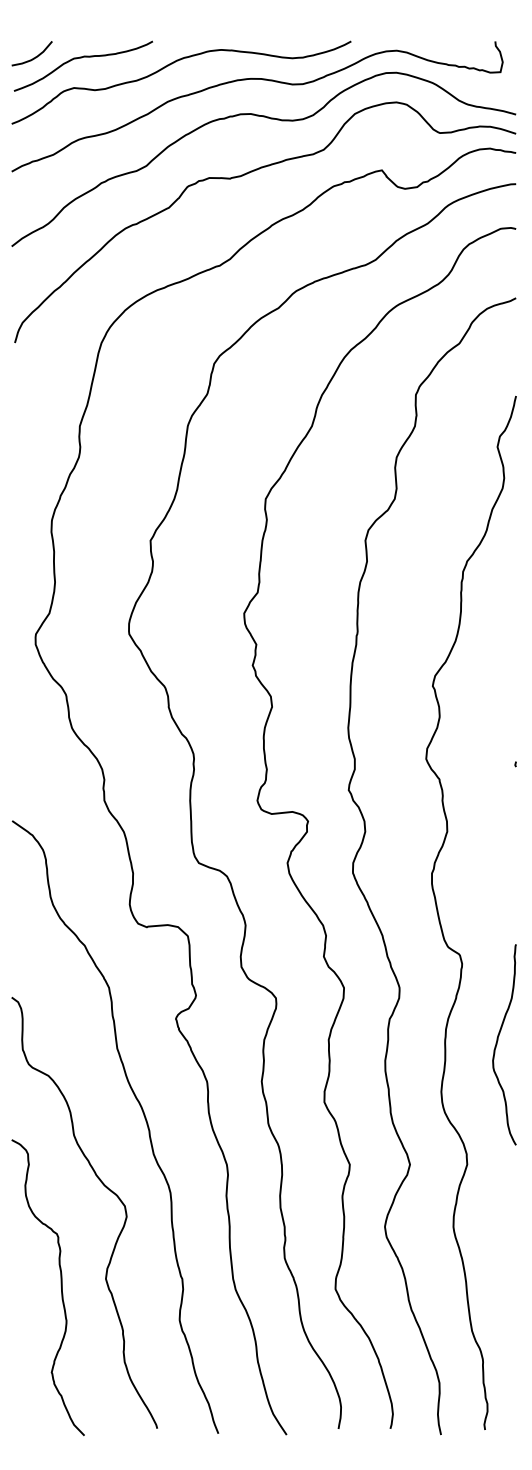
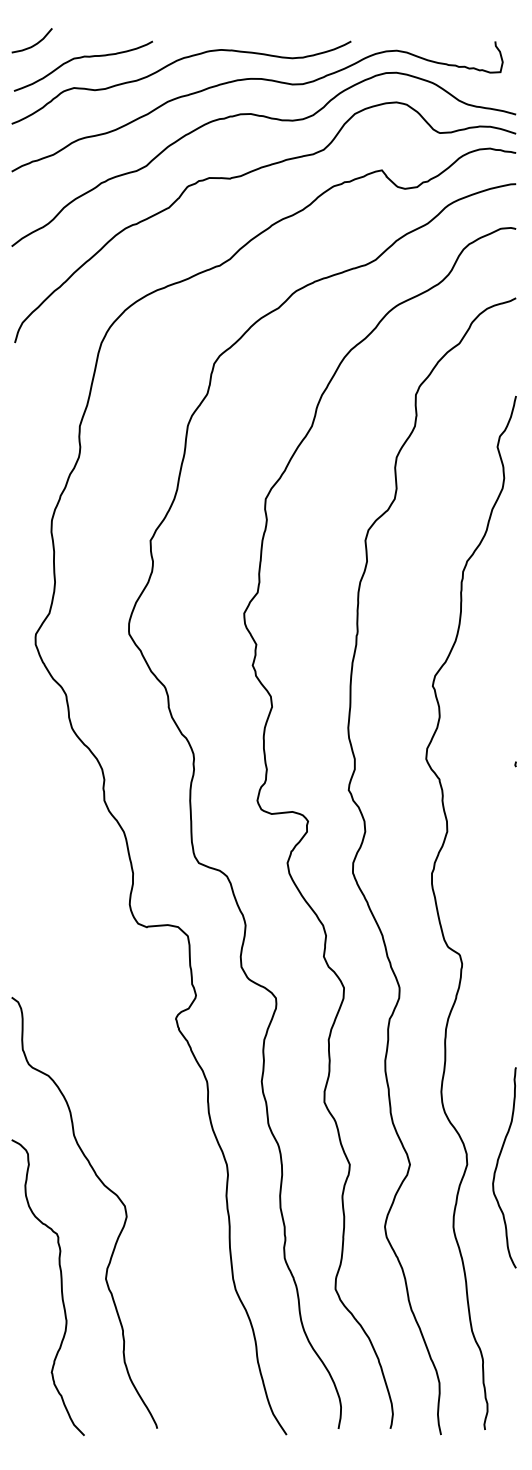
curve position: (33, 57) -> (33, 44) (33, 44)
curve position: (497, 1044) -> (497, 1167) (497, 1167)
curve: present -> none (143, 1115)
